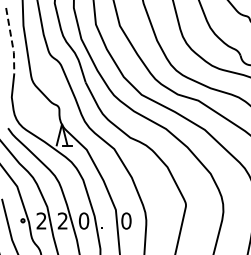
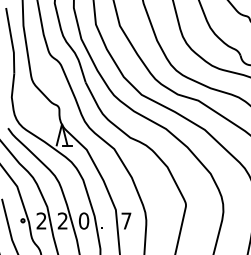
line: dashed -> solid (11, 40)
text: 0 -> 7 (126, 220)
